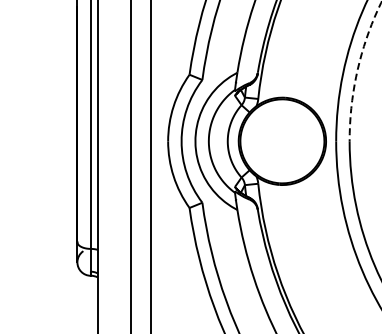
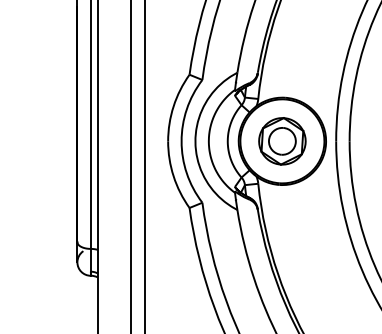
arc: dashed -> solid (357, 69)
part: none -> present (282, 141)
line position: (150, 166) -> (144, 166) (144, 166)
